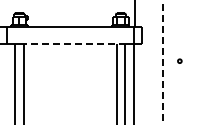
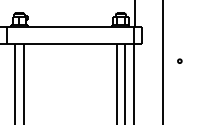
line: dashed -> solid (70, 43)
line: dashed -> solid (162, 62)
